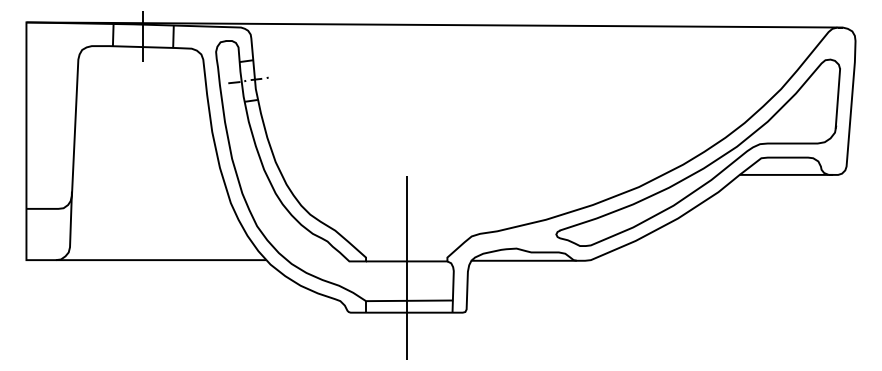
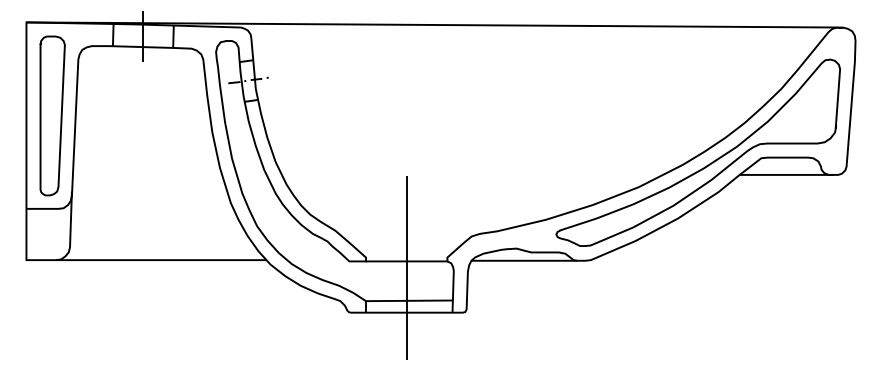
curve: none -> present (60, 115)
